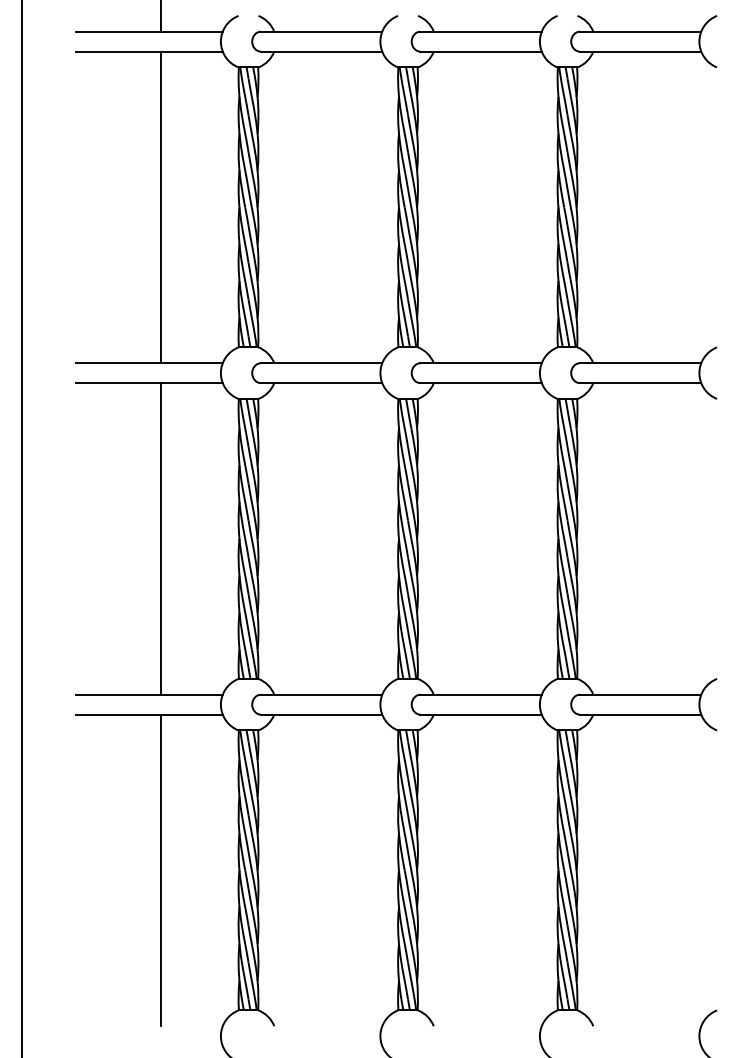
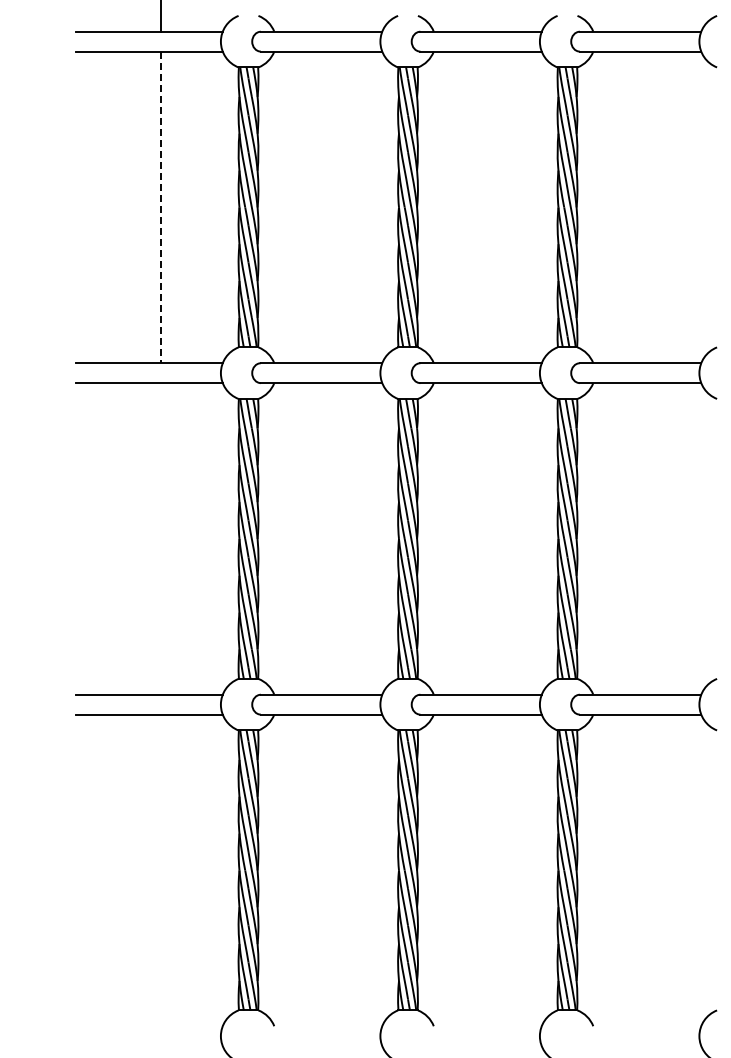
line: solid -> dashed (160, 207)
line: present -> none (21, 528)
line: present -> none (160, 538)
line: present -> none (160, 870)
